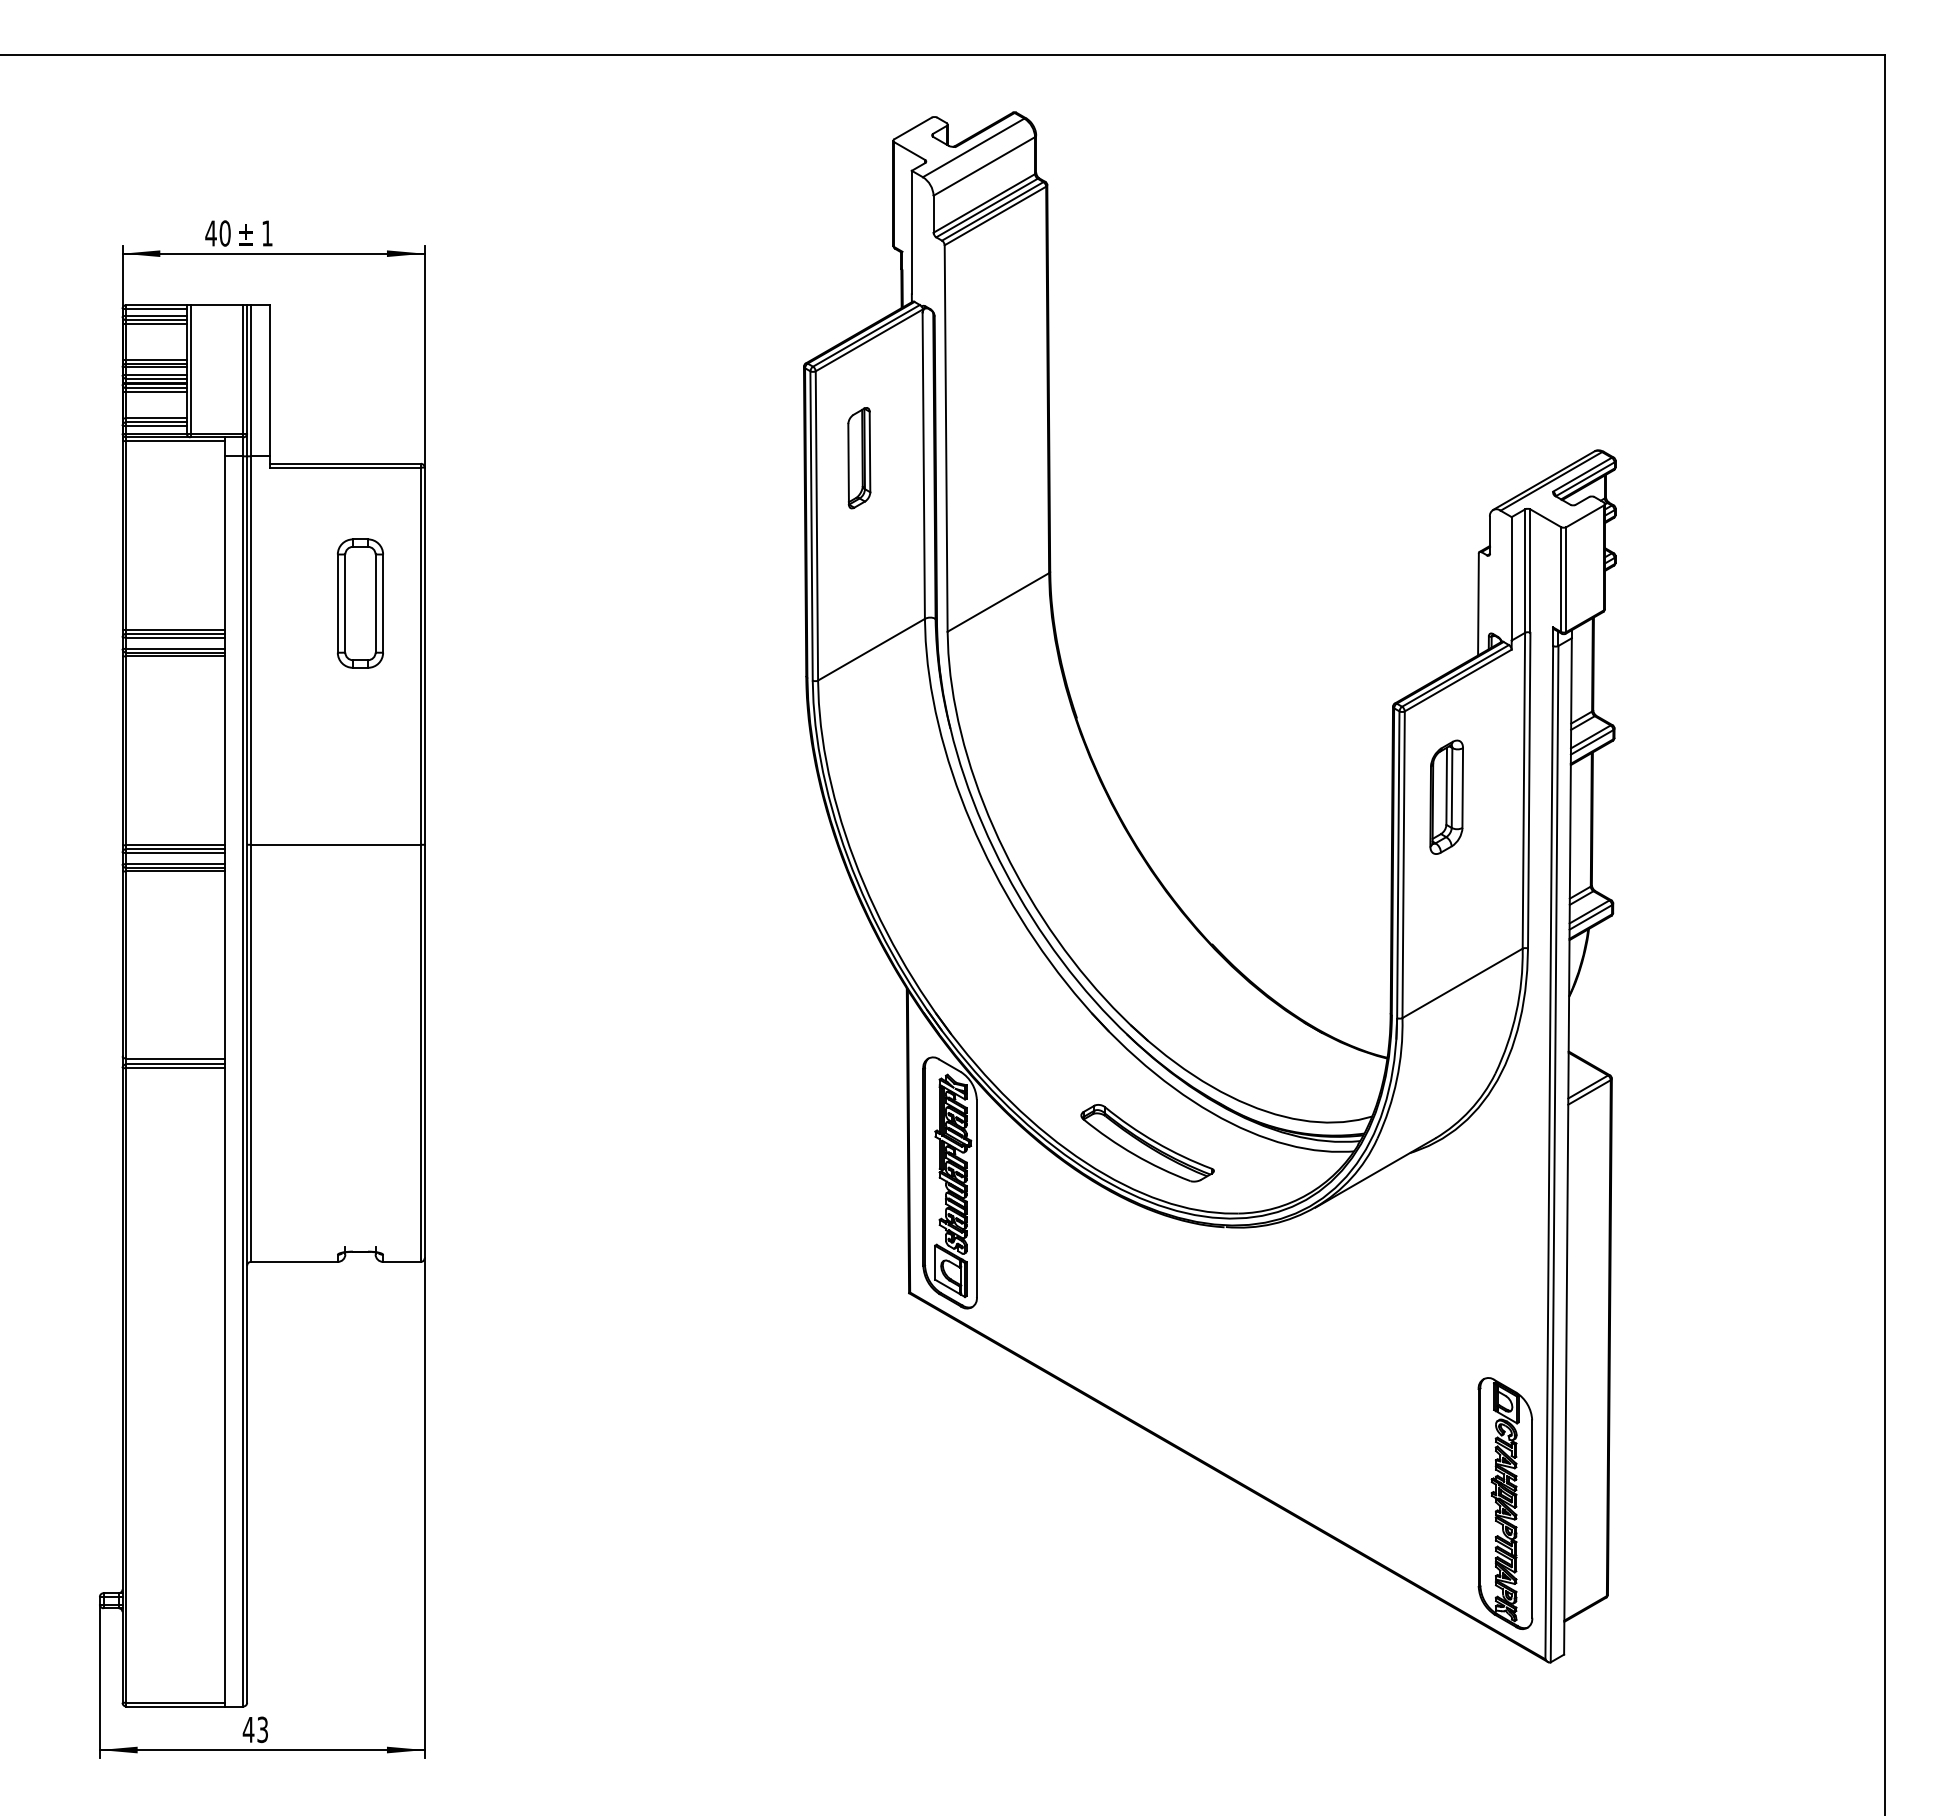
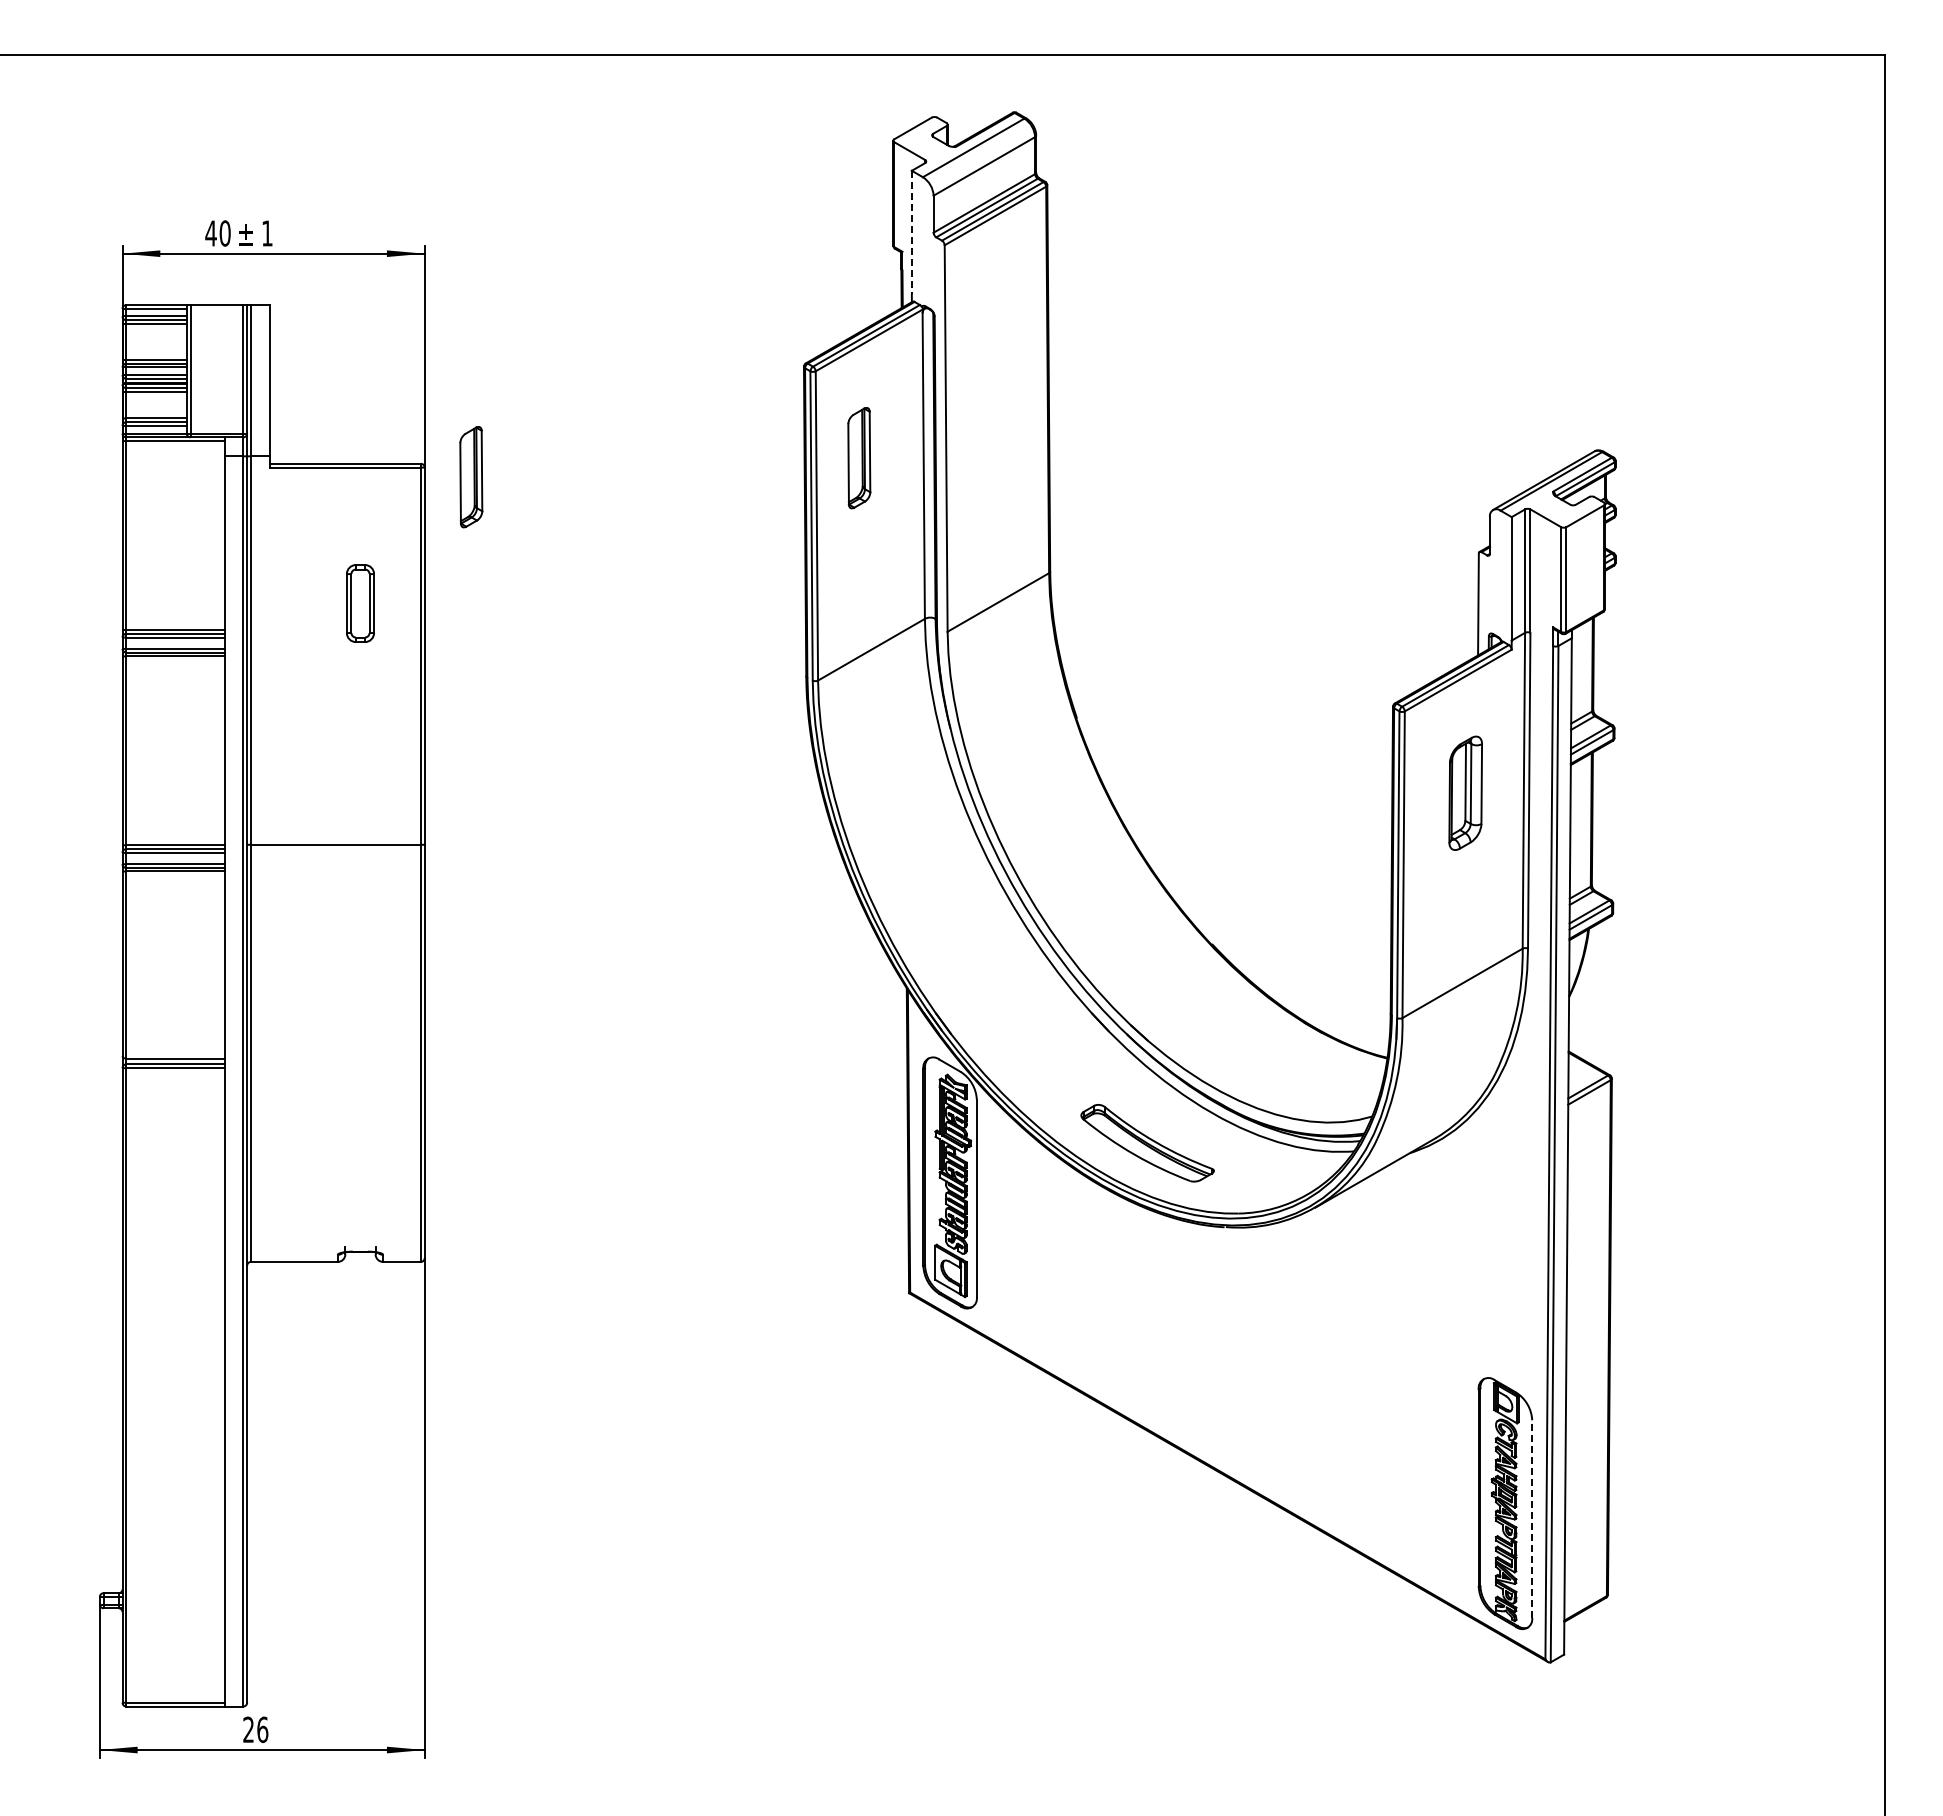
line: solid -> dashed (911, 232)
part: none -> present (471, 477)
part size: 47x131 px -> 29x79 px (360, 603)
part position: (1446, 796) -> (1465, 792) (1465, 792)
line: solid -> dashed (1532, 1519)
text: 43 -> 26 (255, 1729)
